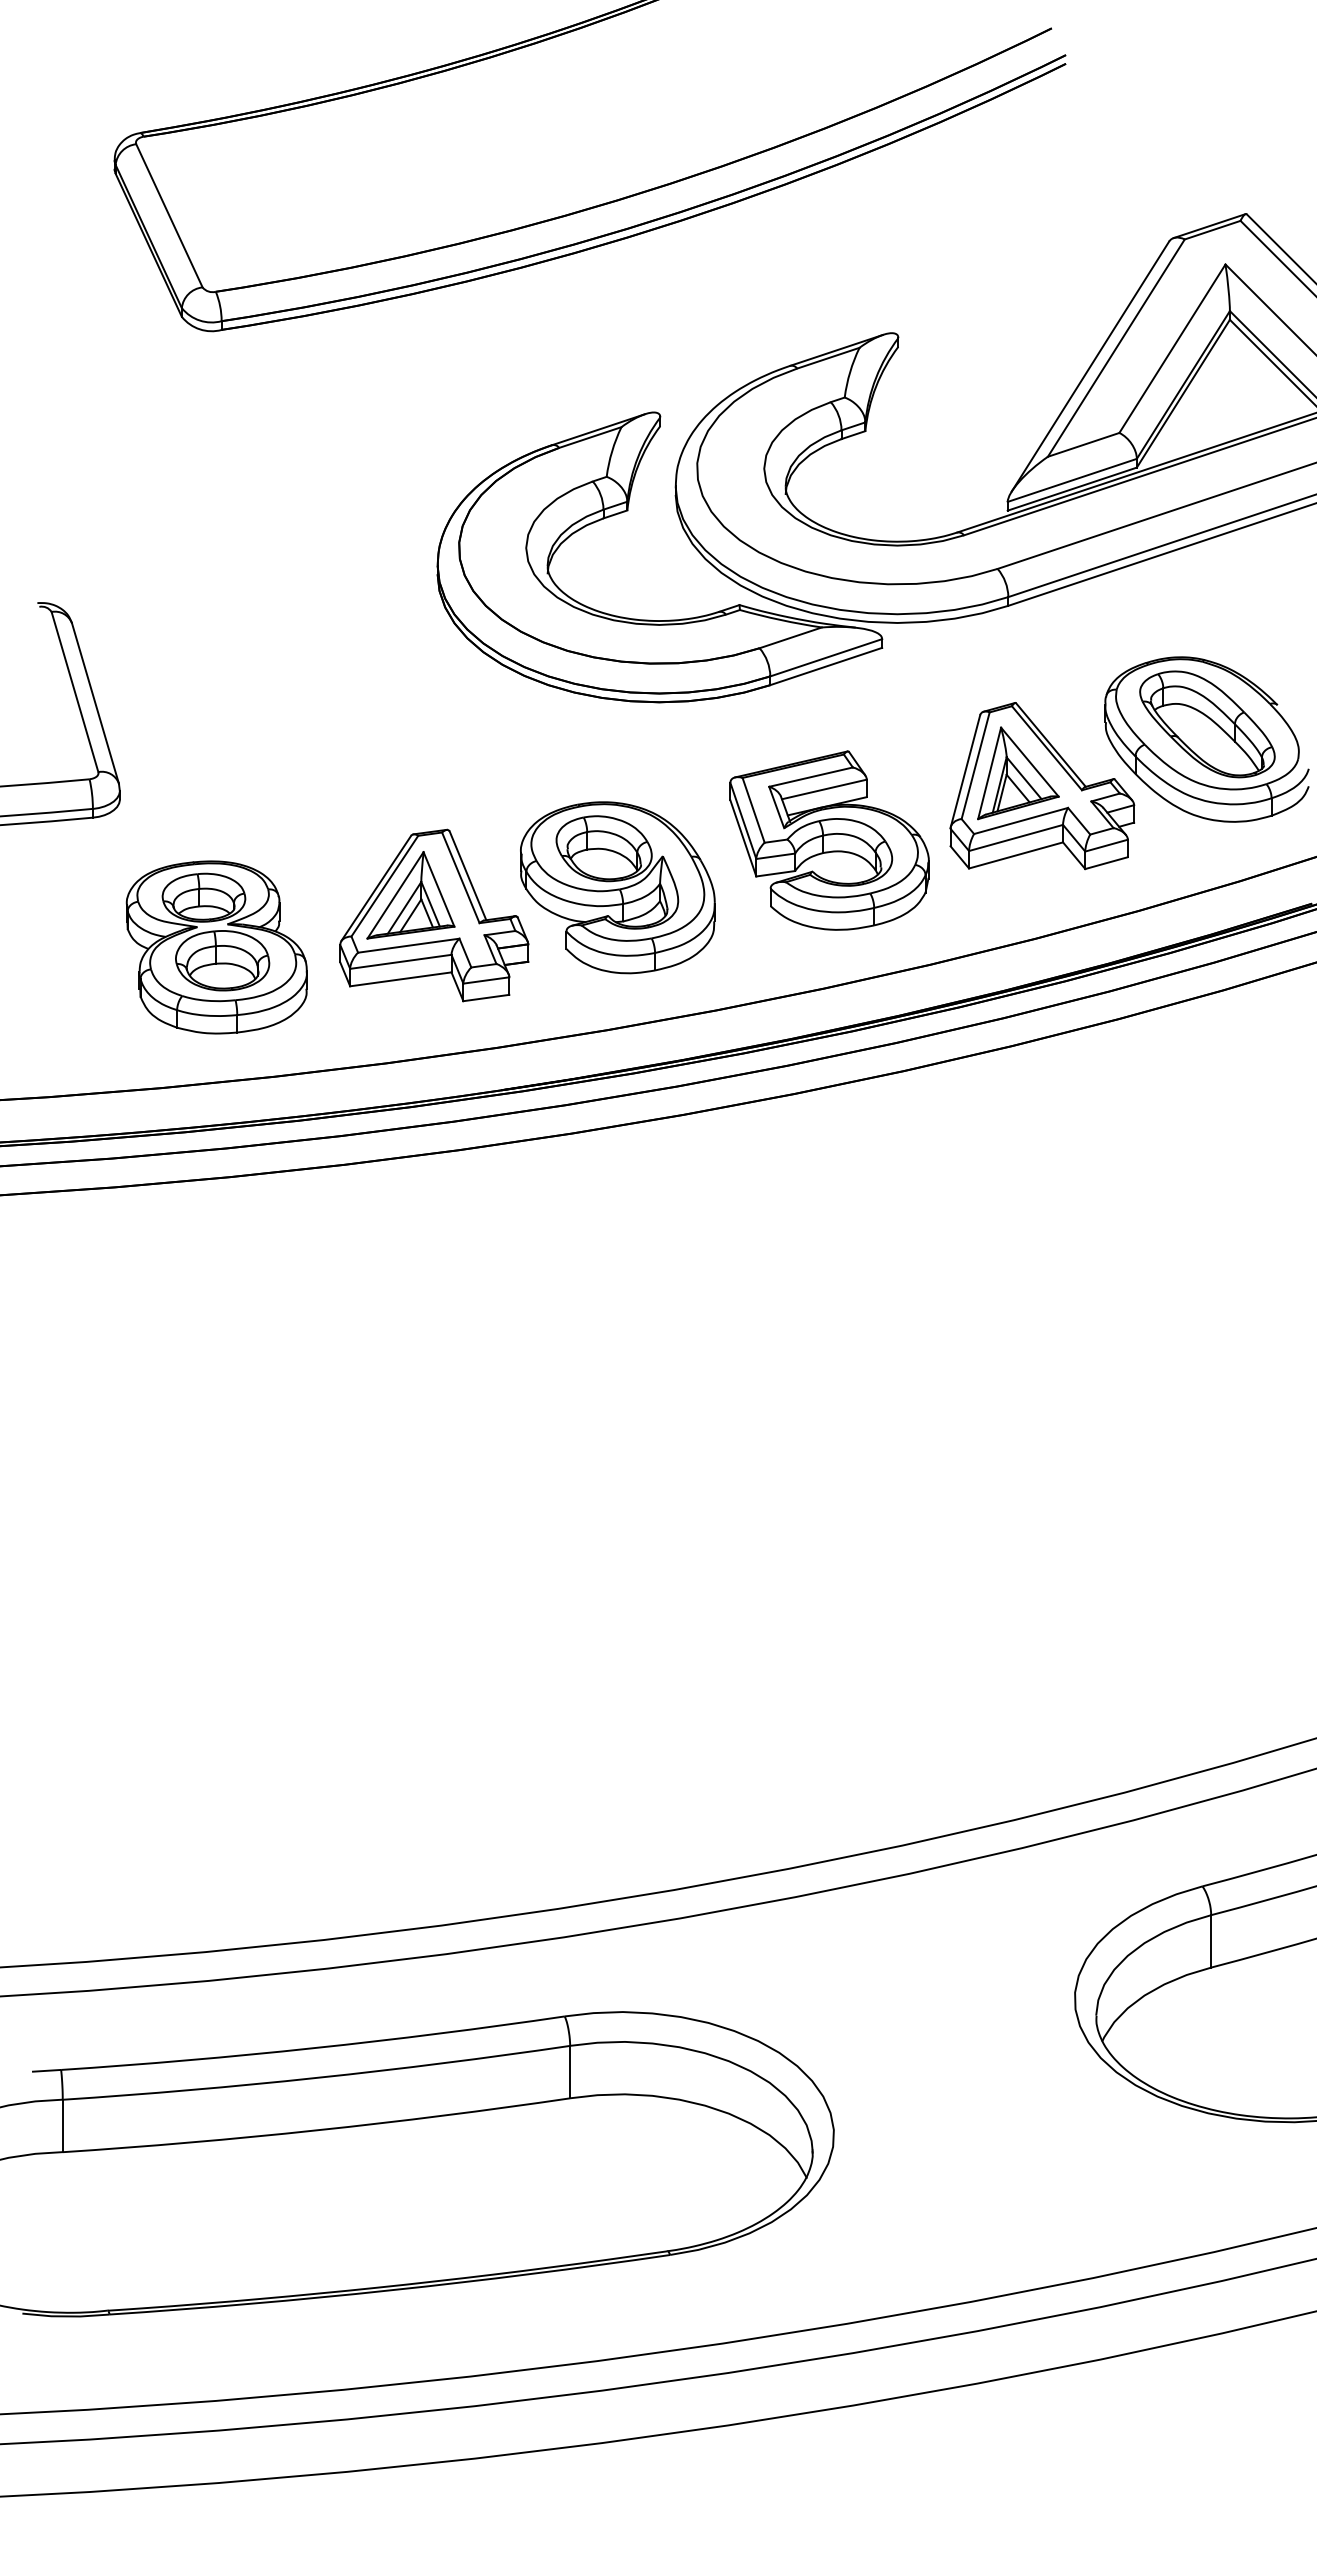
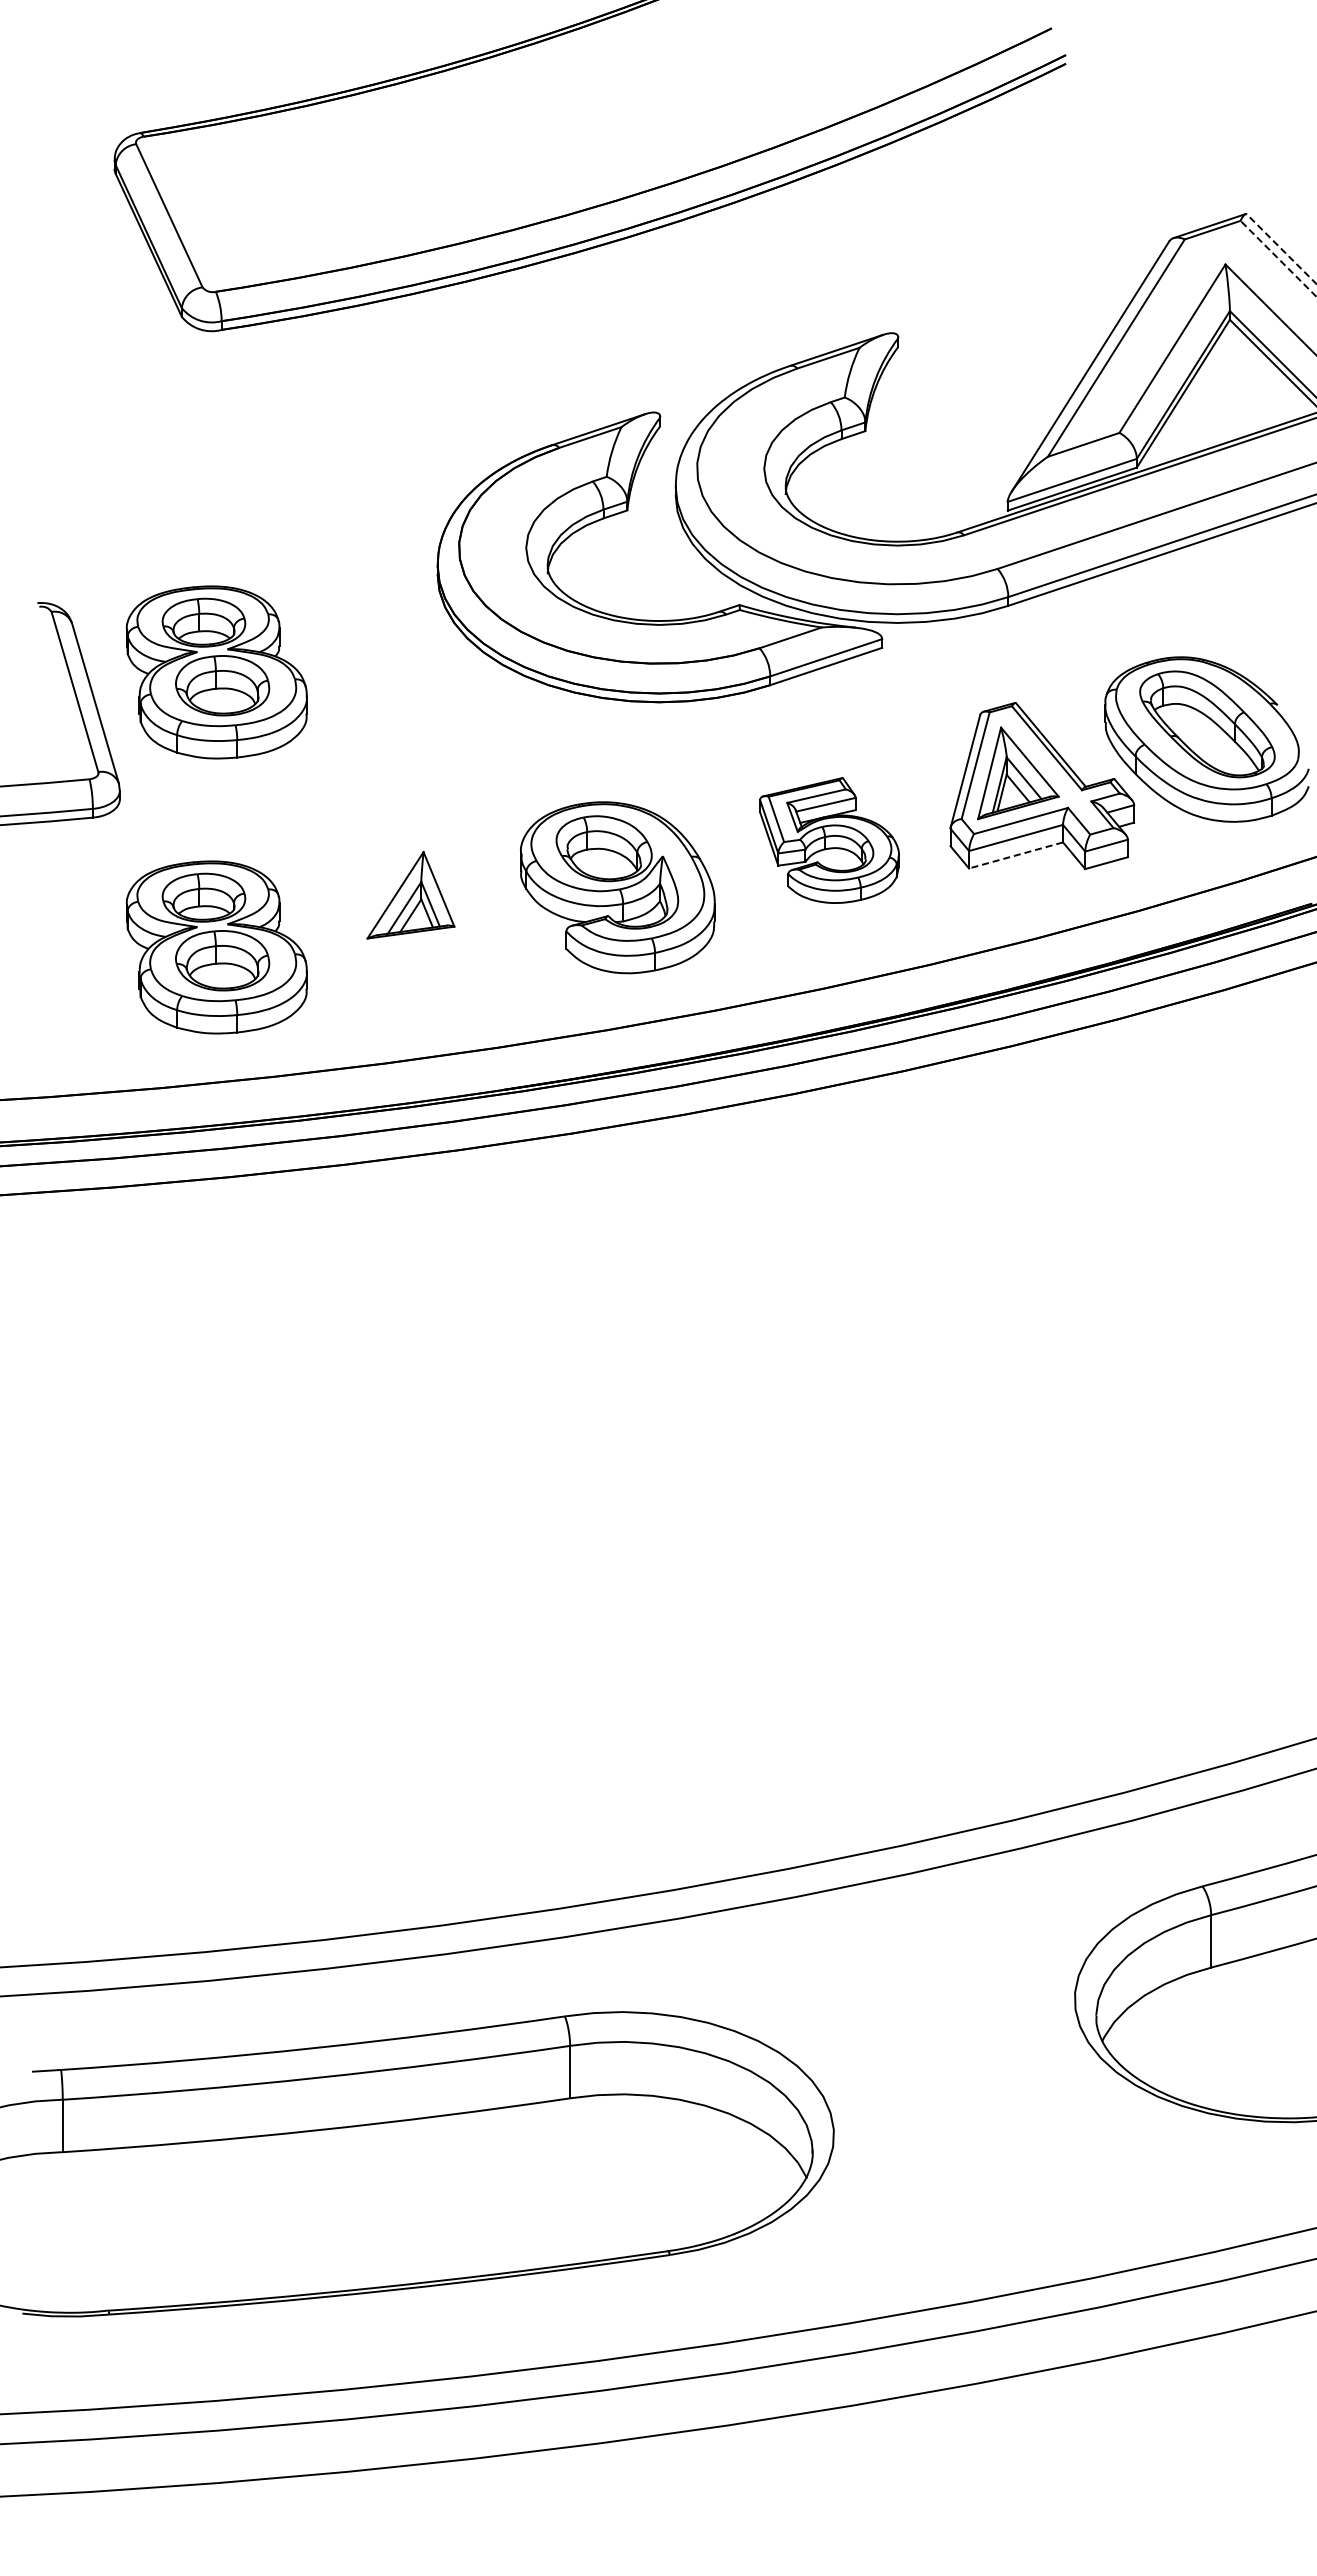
line: solid -> dashed (1281, 249)
line: solid -> dashed (1278, 258)
part: none -> present (216, 672)
part size: 201x181 px -> 141x127 px (829, 840)
line: solid -> dashed (1016, 855)
part: present -> none (434, 915)
